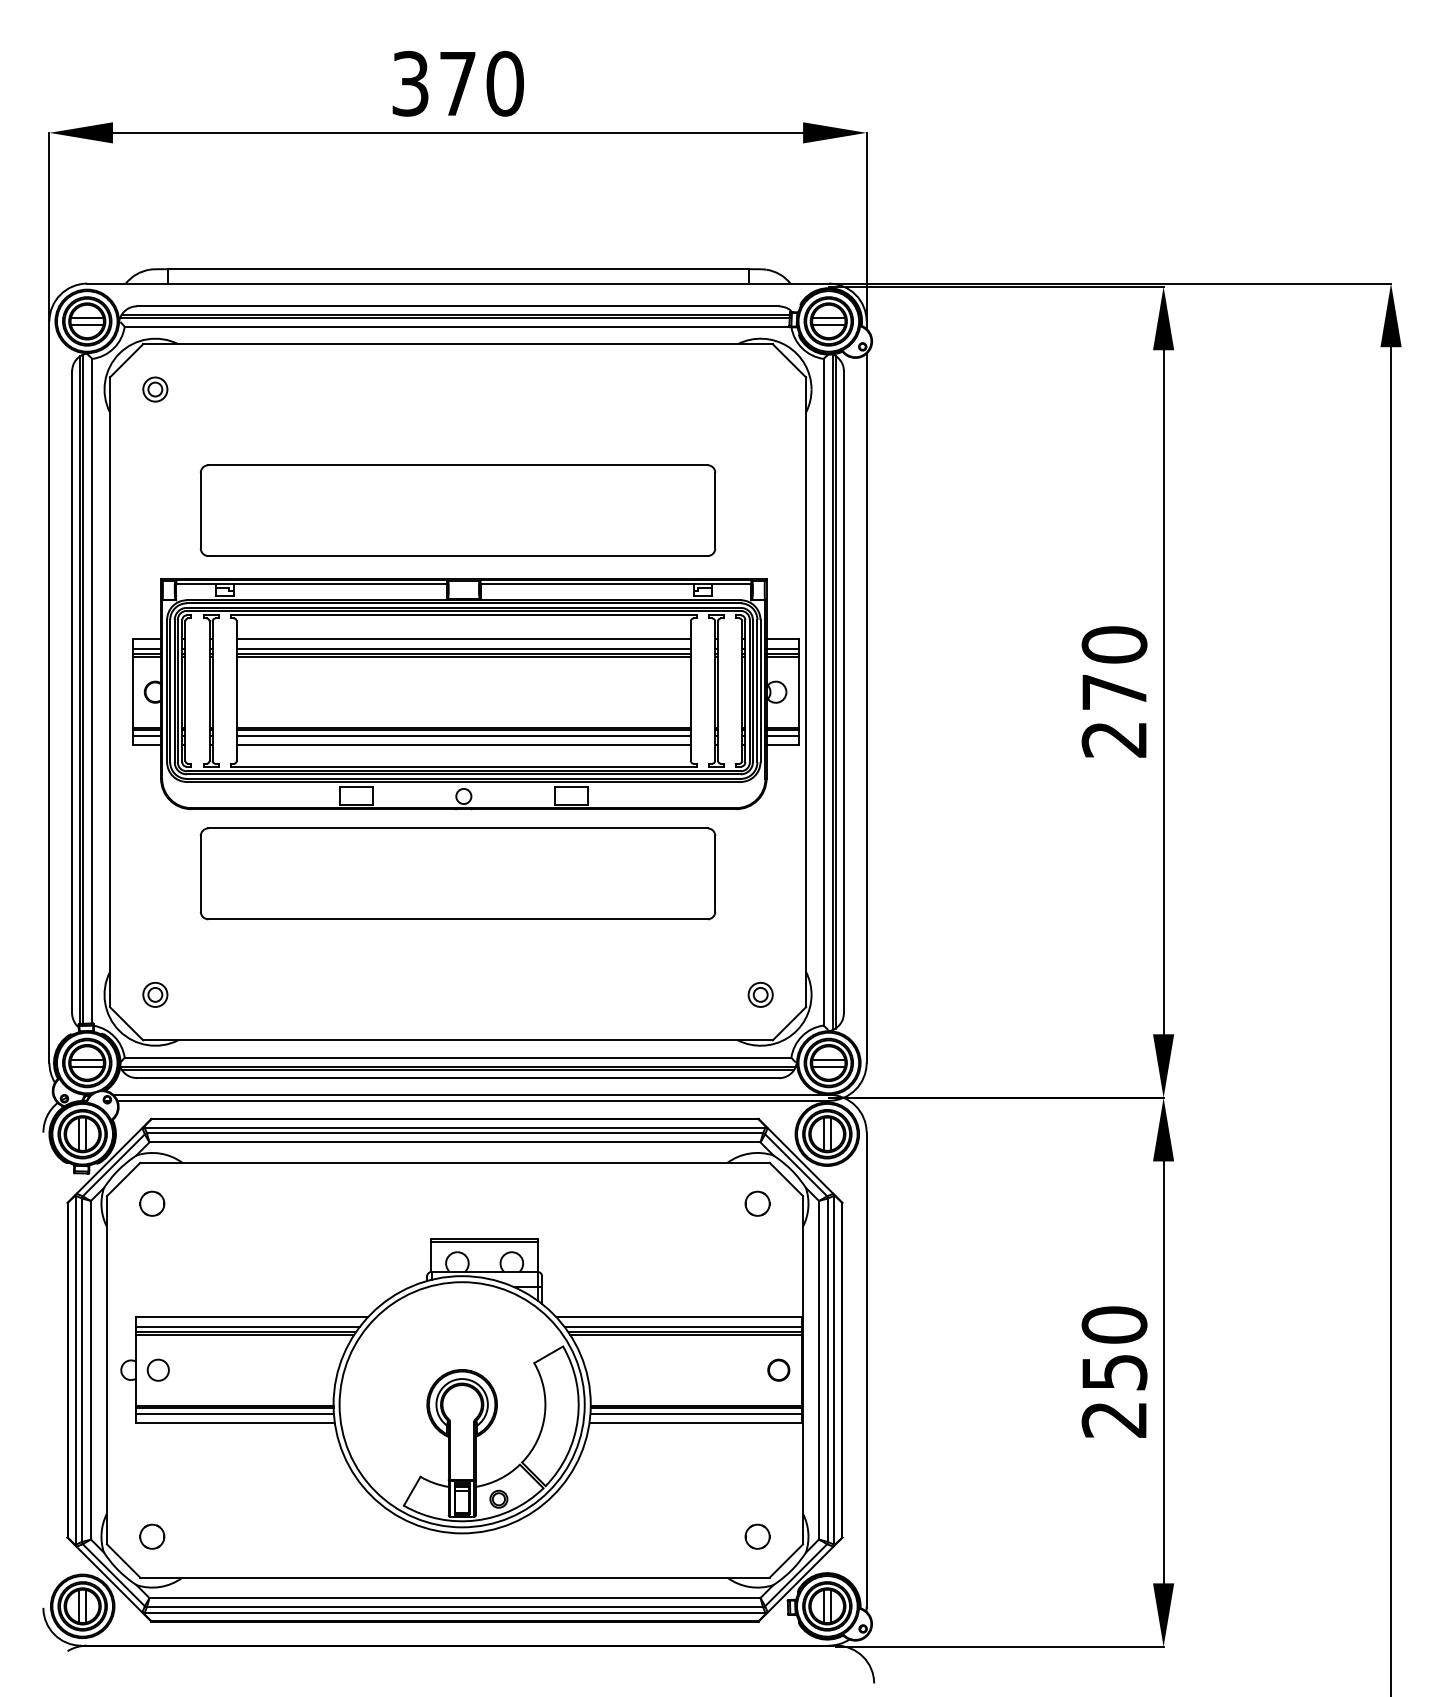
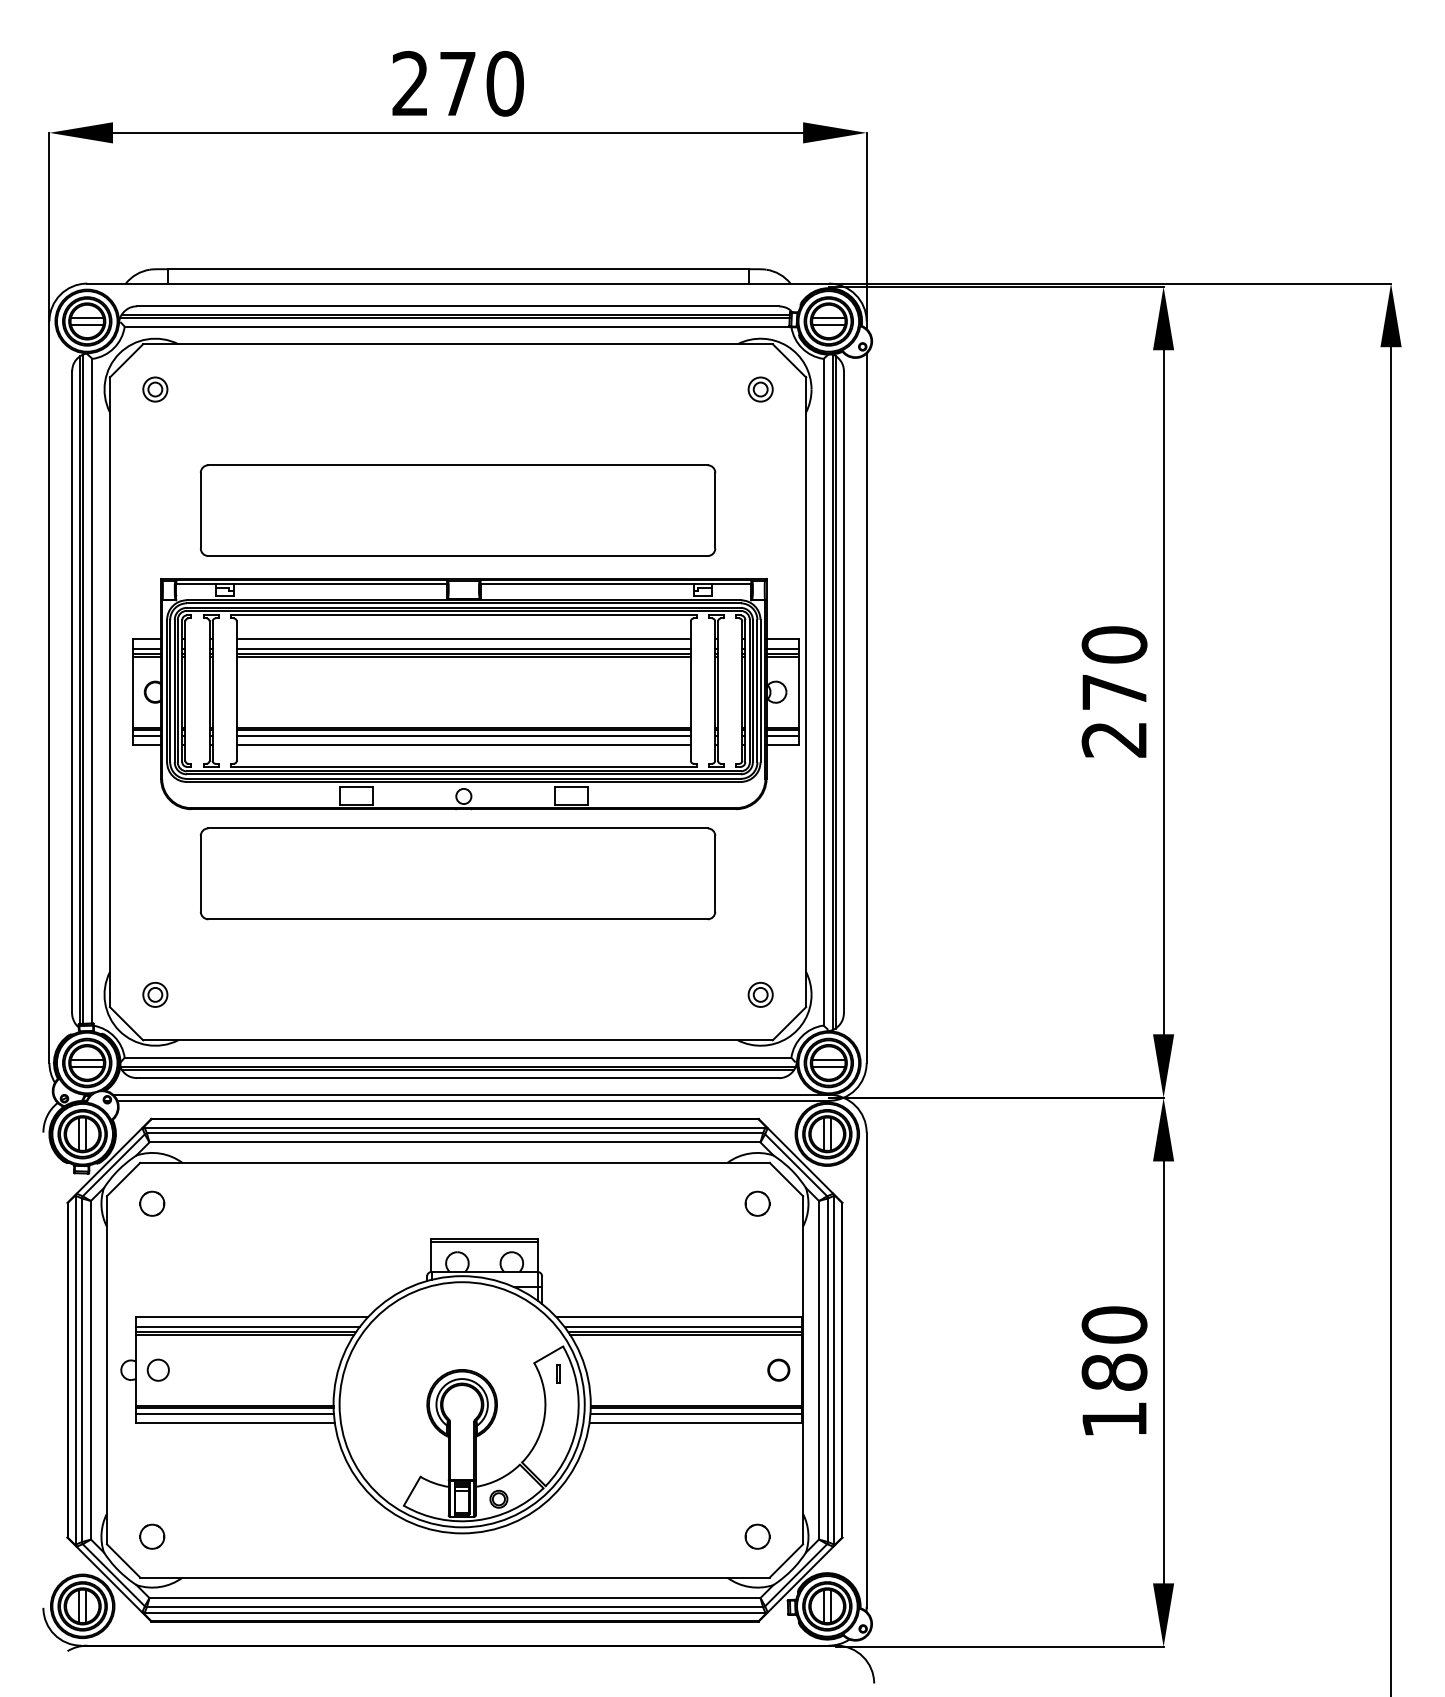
text: 370 -> 270 (410, 83)
part: none -> present (760, 389)
line: none -> present (557, 1373)
text: 250 -> 180 (1114, 1395)
